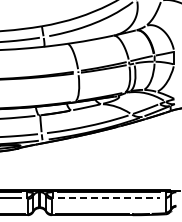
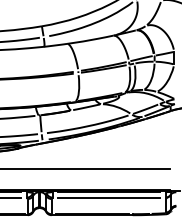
line: none -> present (85, 168)
line: dashed -> solid (109, 197)
